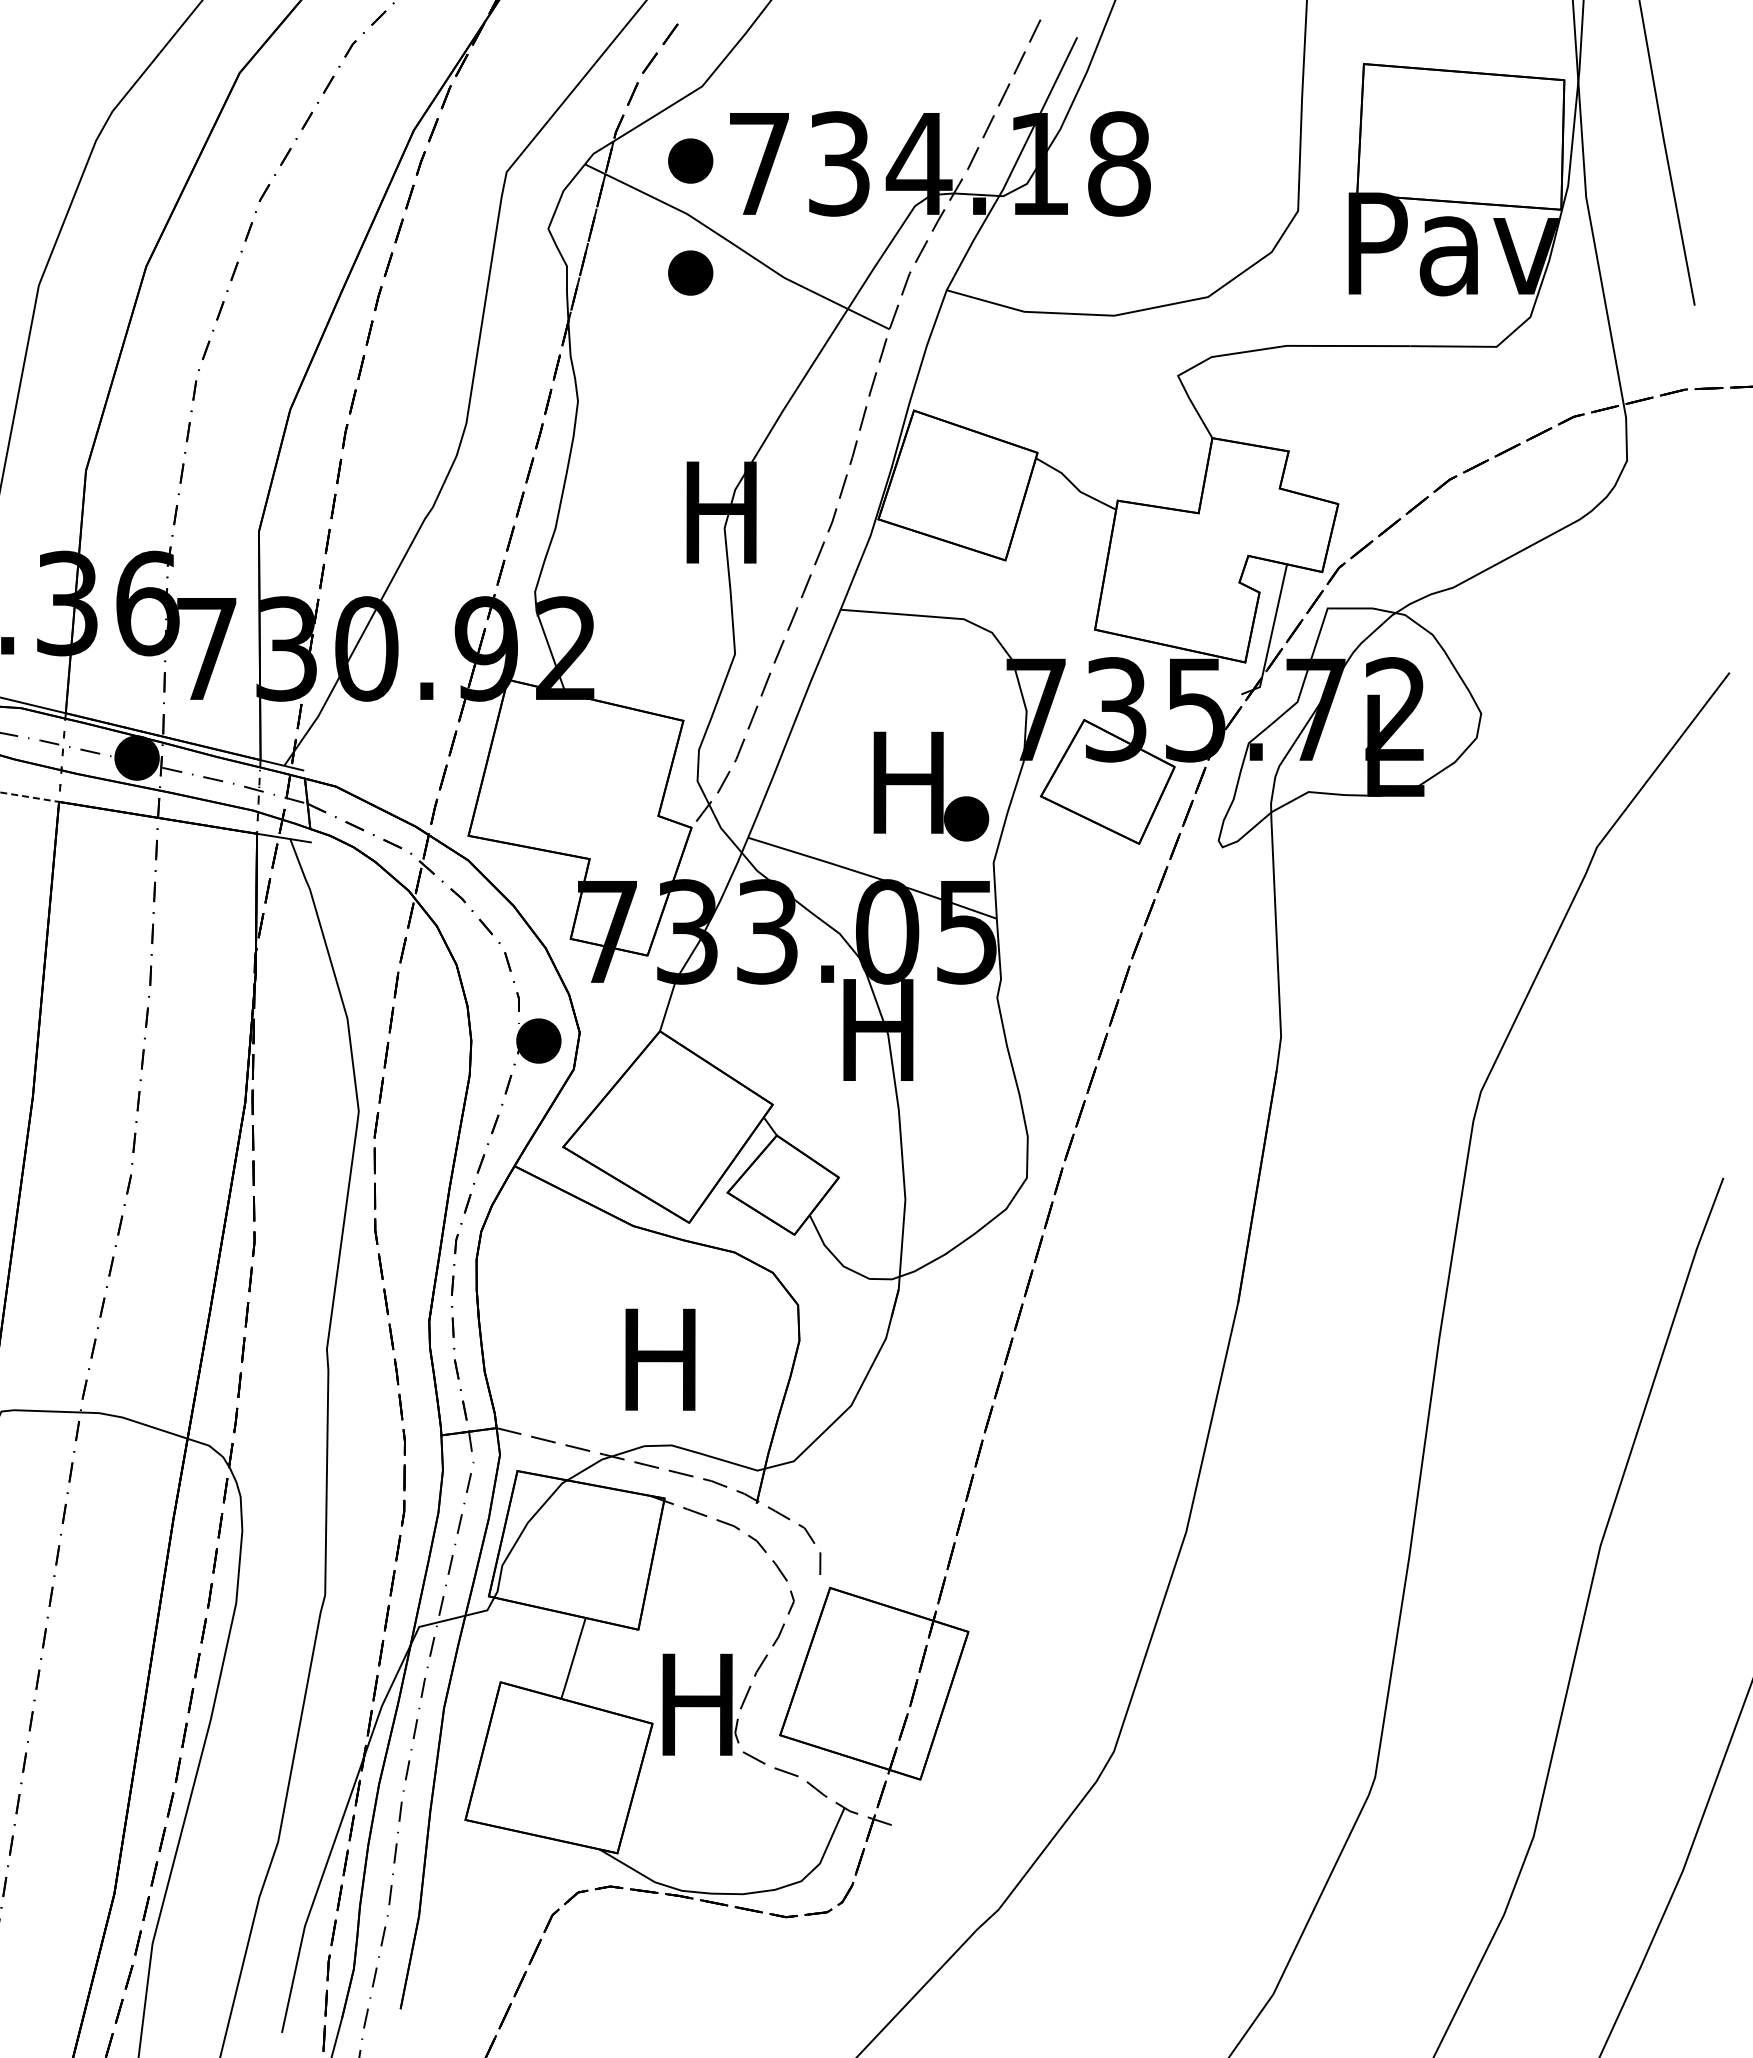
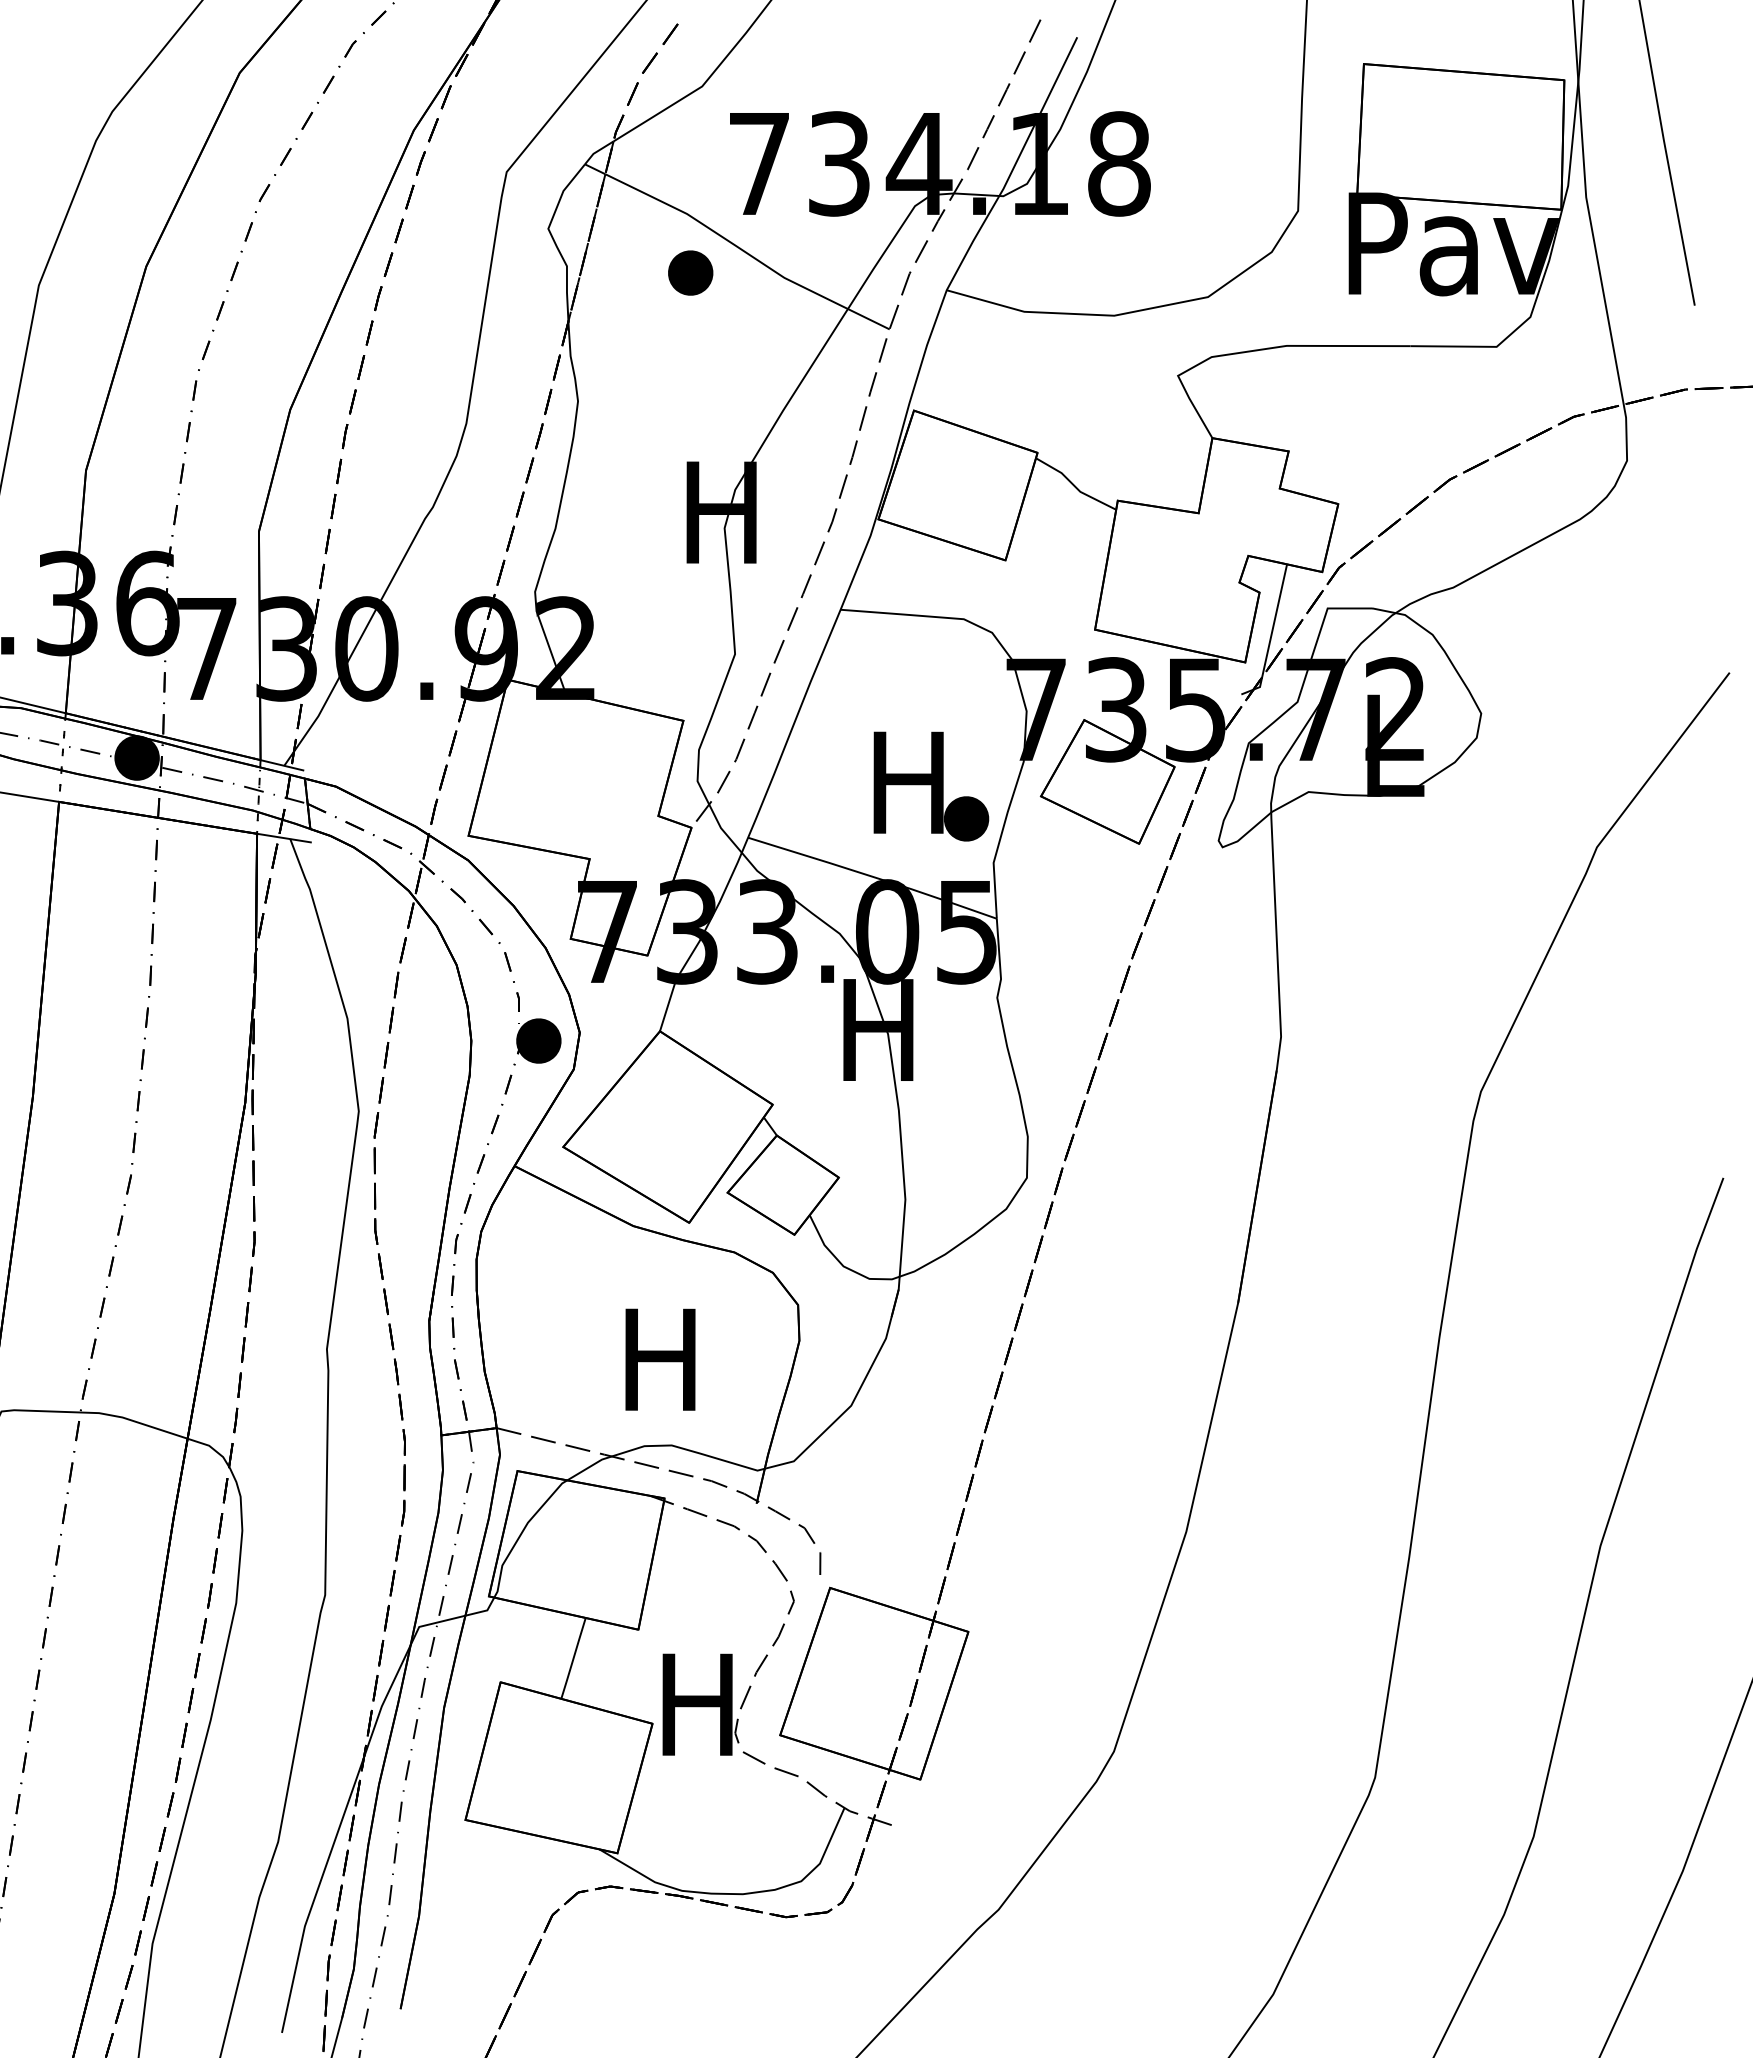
part: present -> none (690, 160)
line: dashed -> solid (29, 797)
